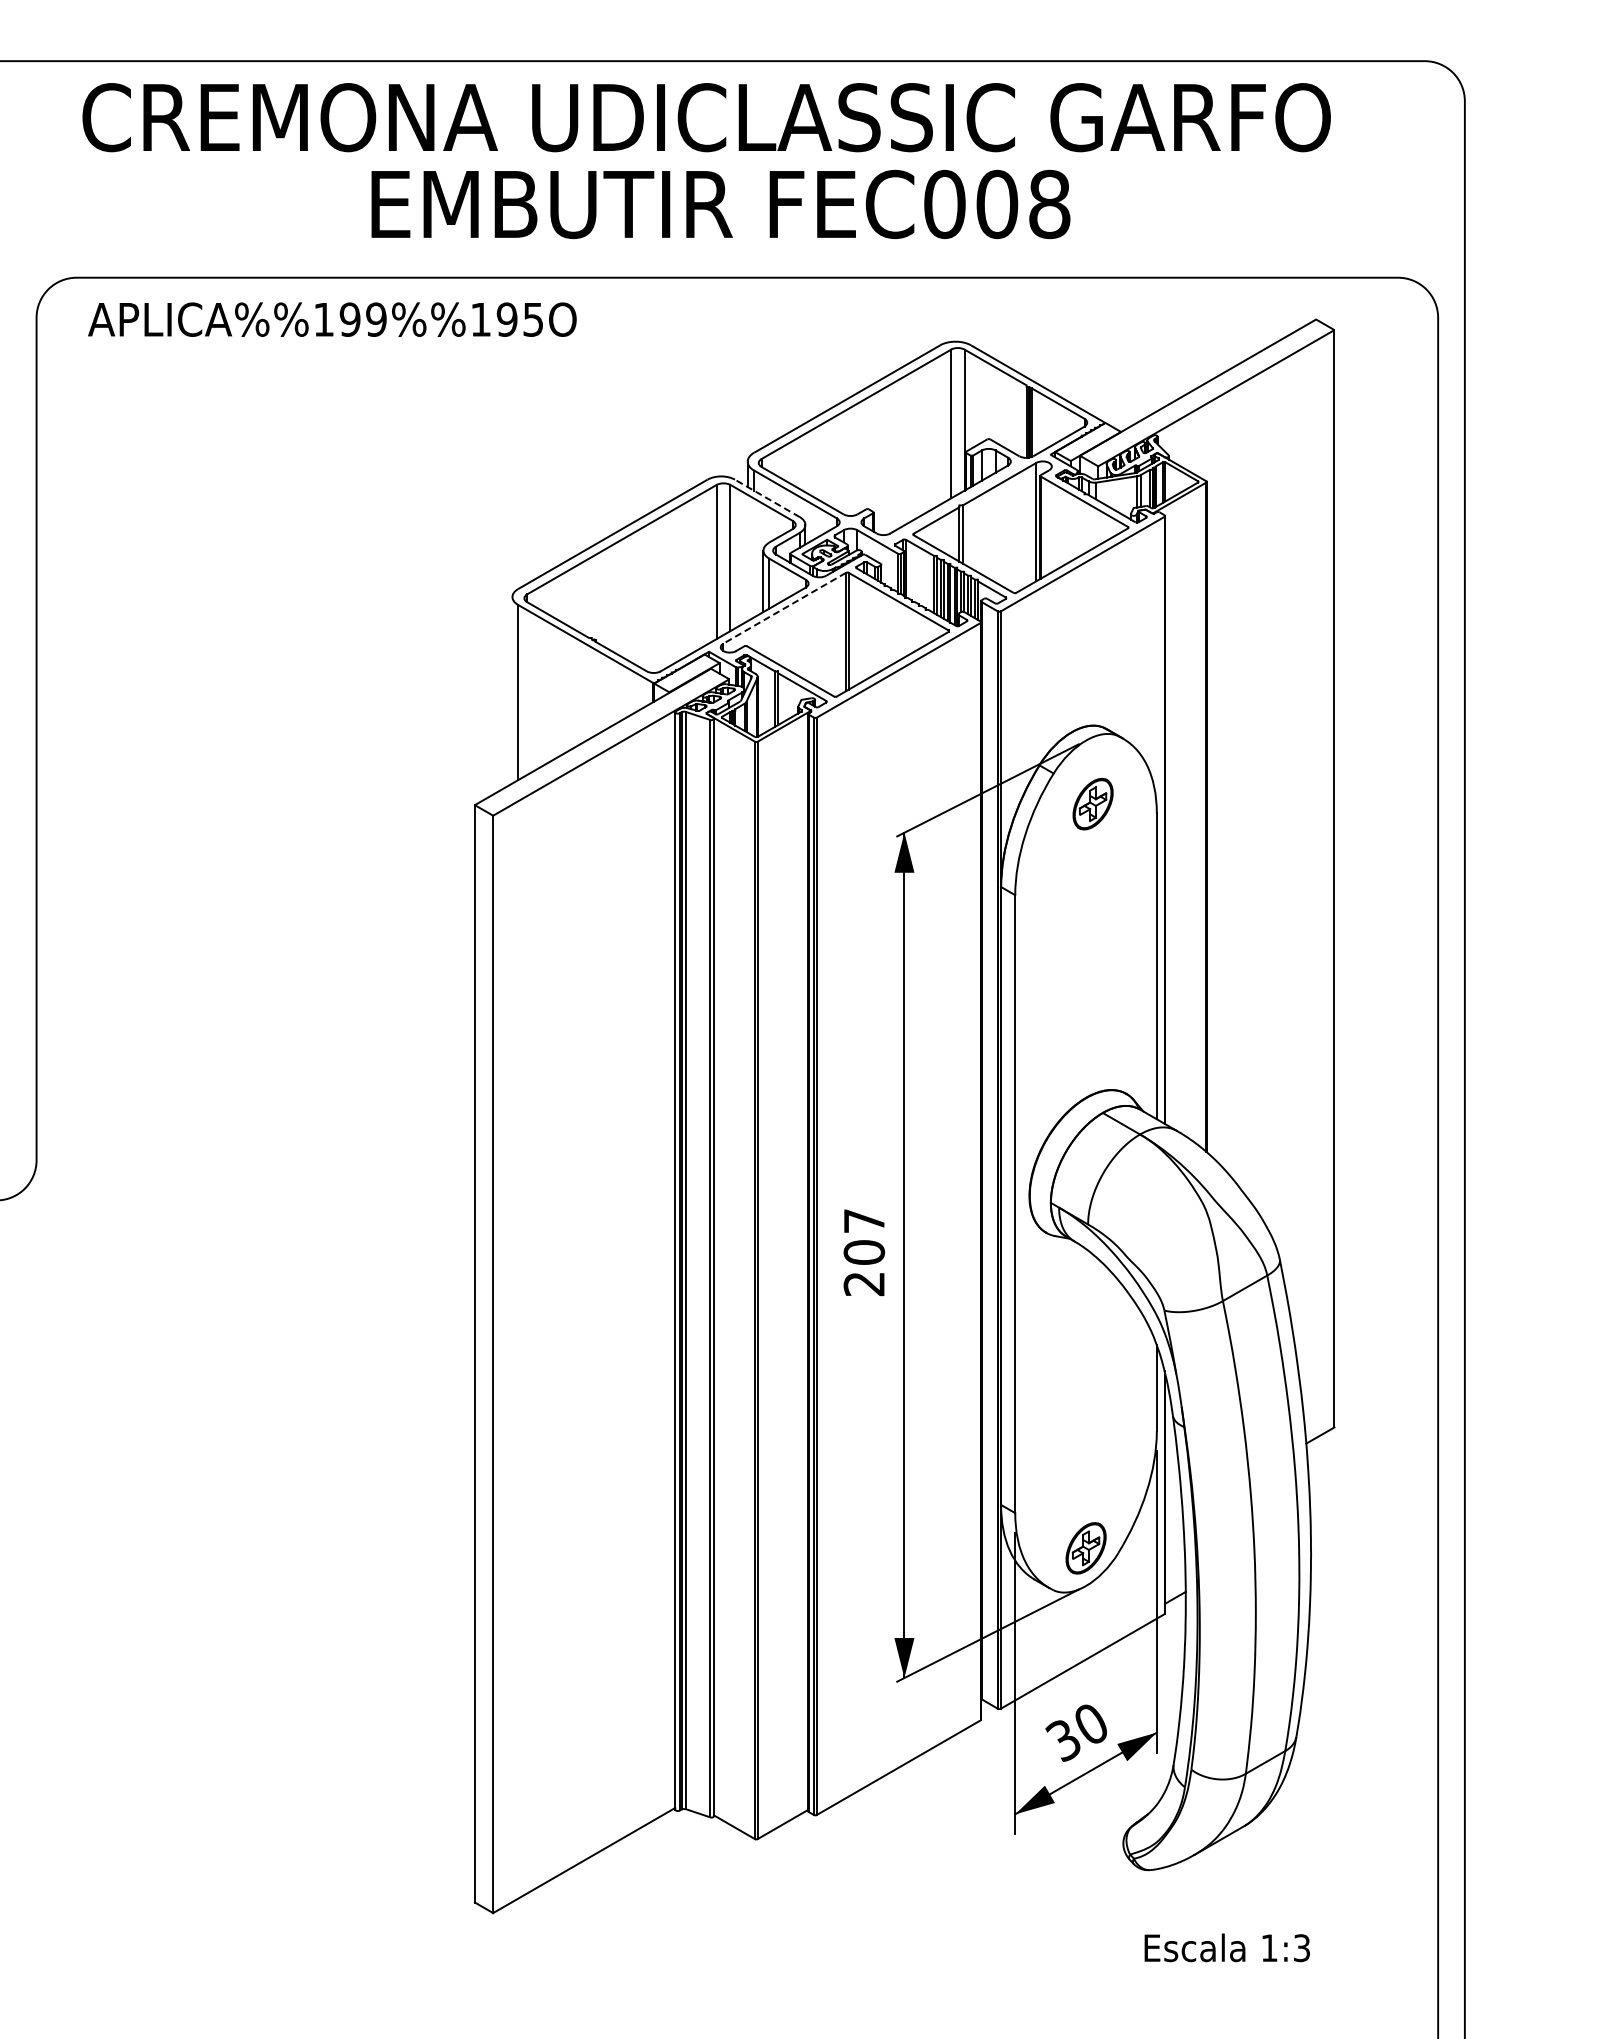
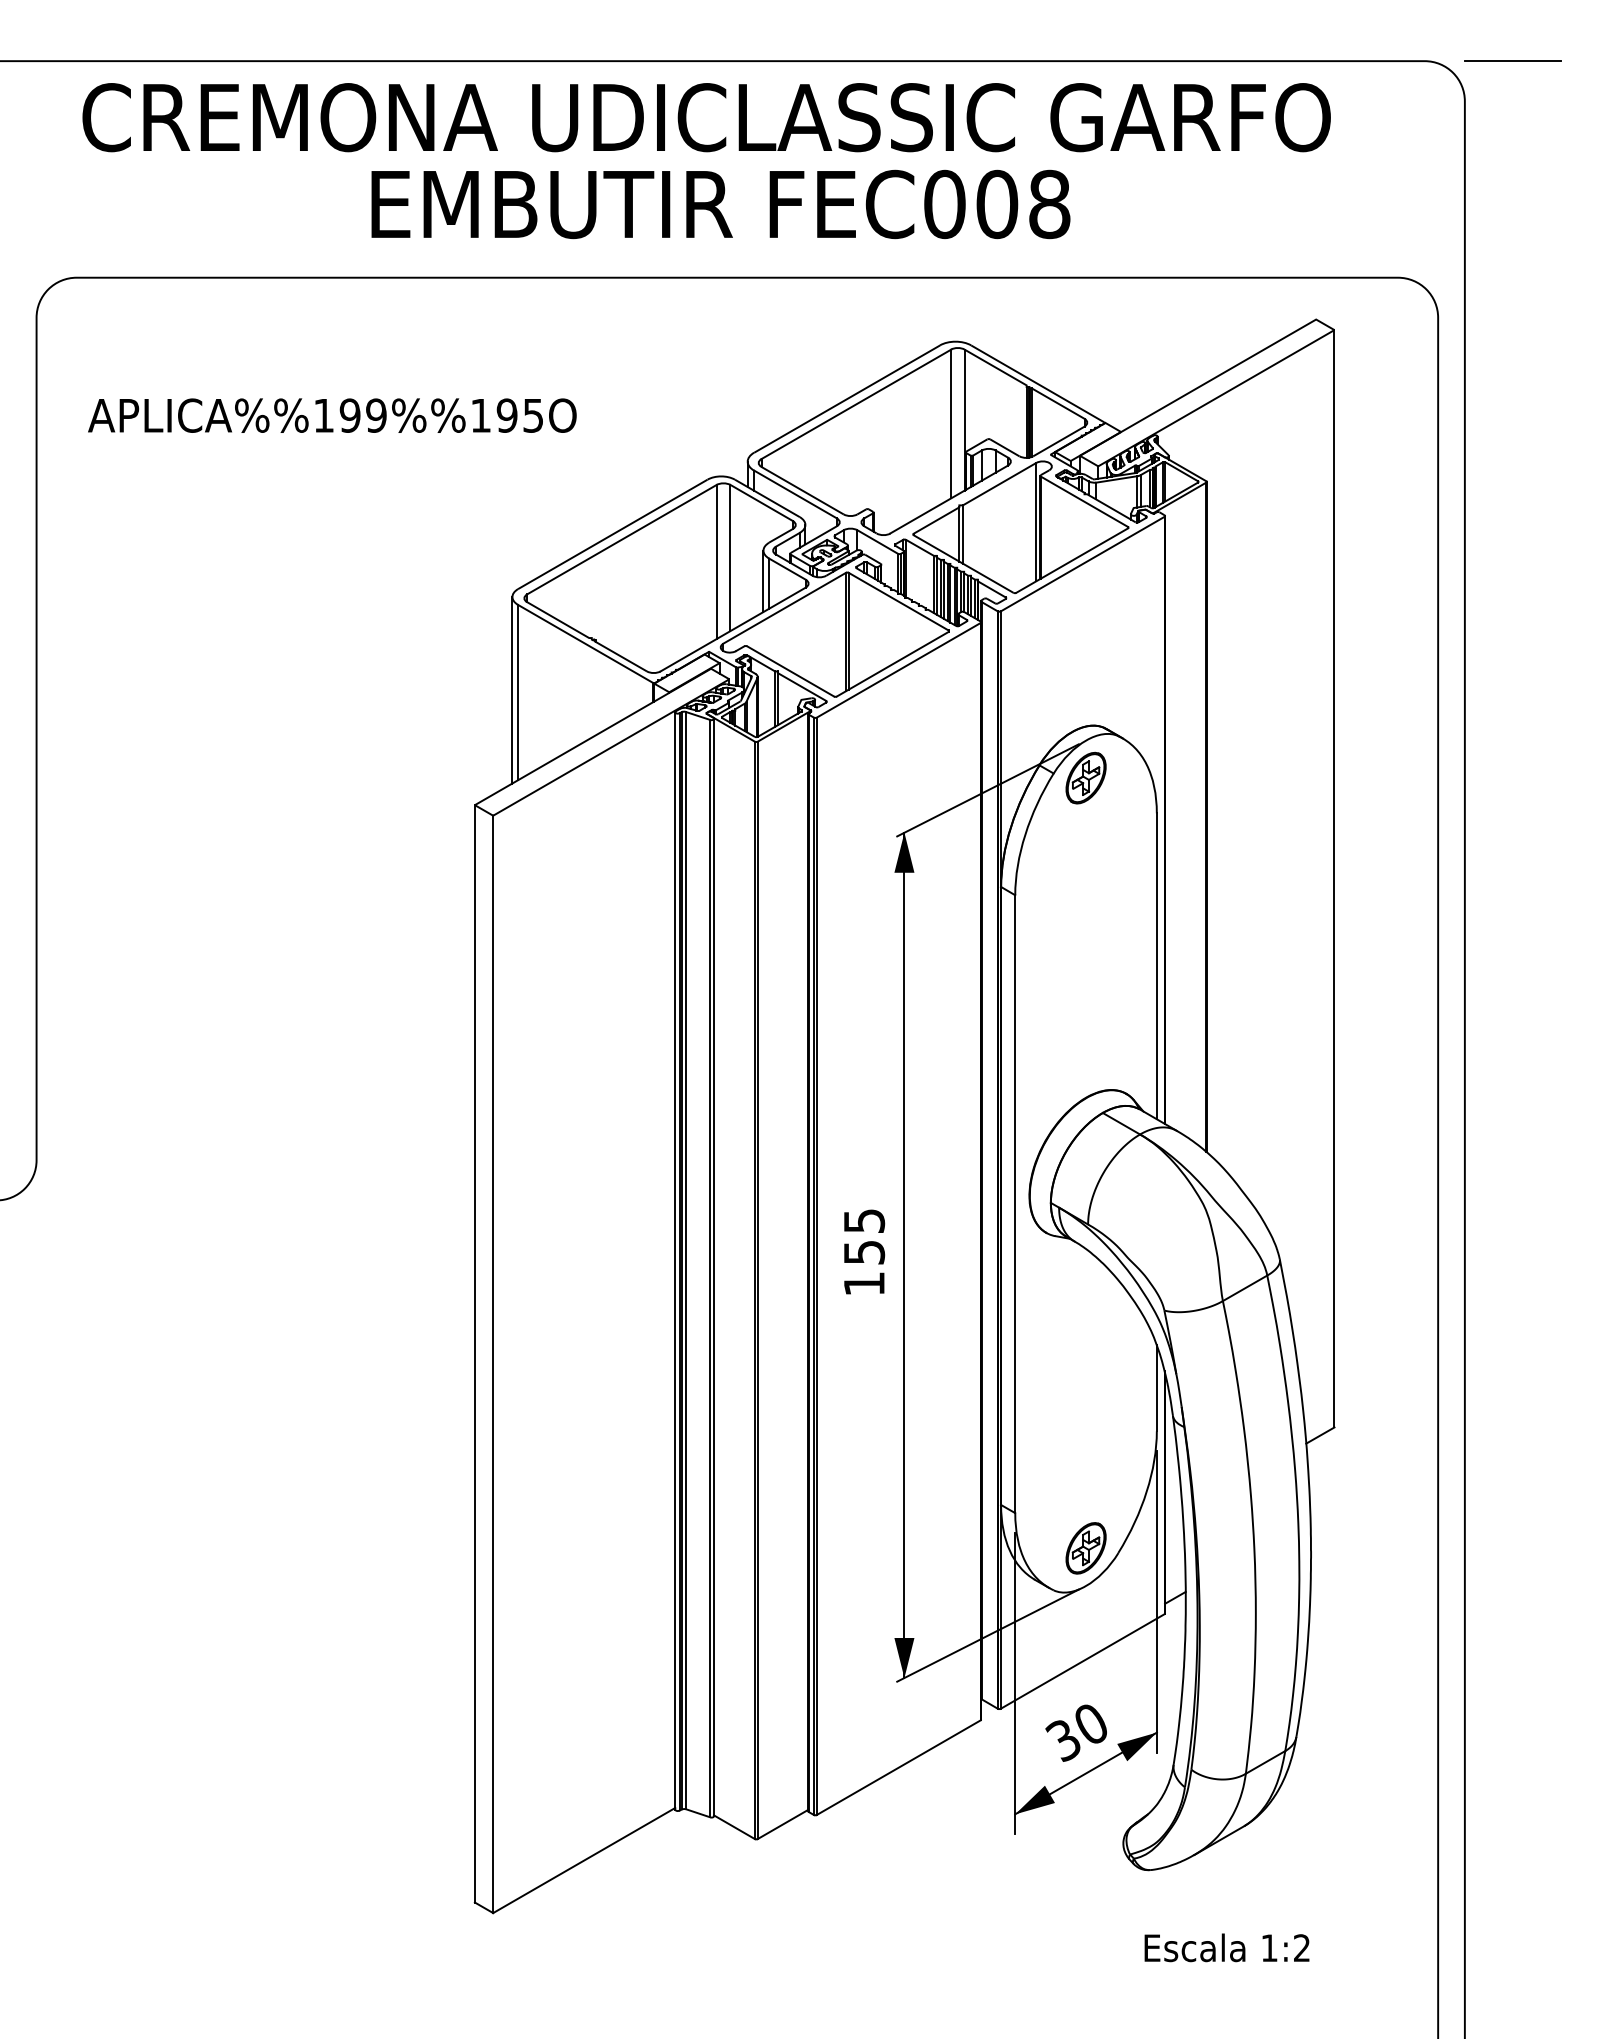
line: none -> present (1512, 61)
text position: (332, 319) -> (332, 415) (332, 415)
line: dashed -> solid (766, 498)
line: dashed -> solid (784, 608)
line: none -> present (512, 690)
part position: (1092, 803) -> (1085, 777) (1085, 777)
text: 207 -> 155 (864, 1252)
text: 1:3 -> 1:2 (1301, 1948)
